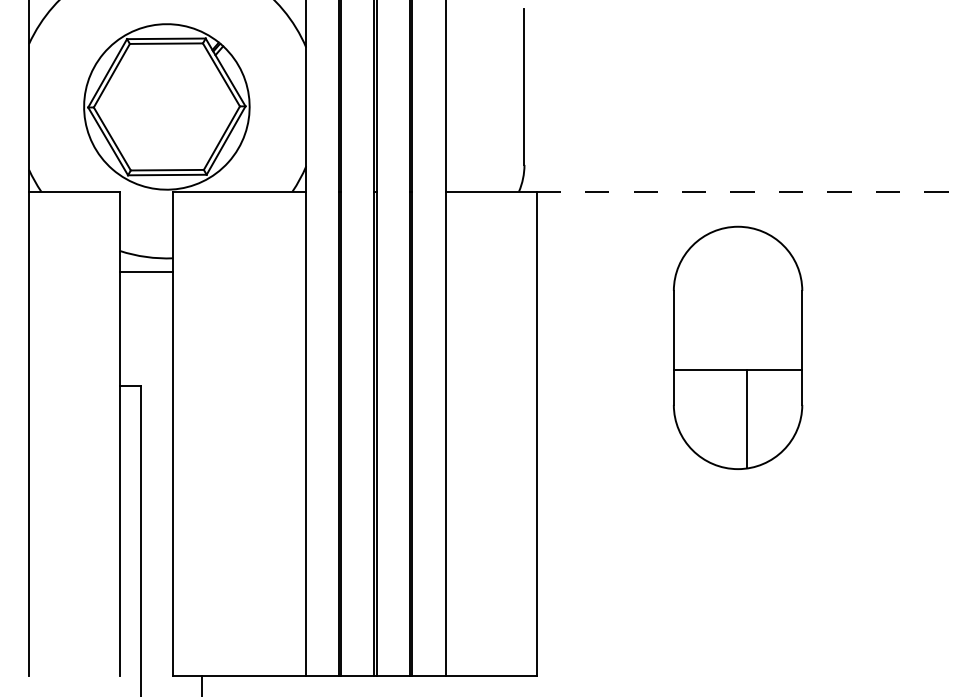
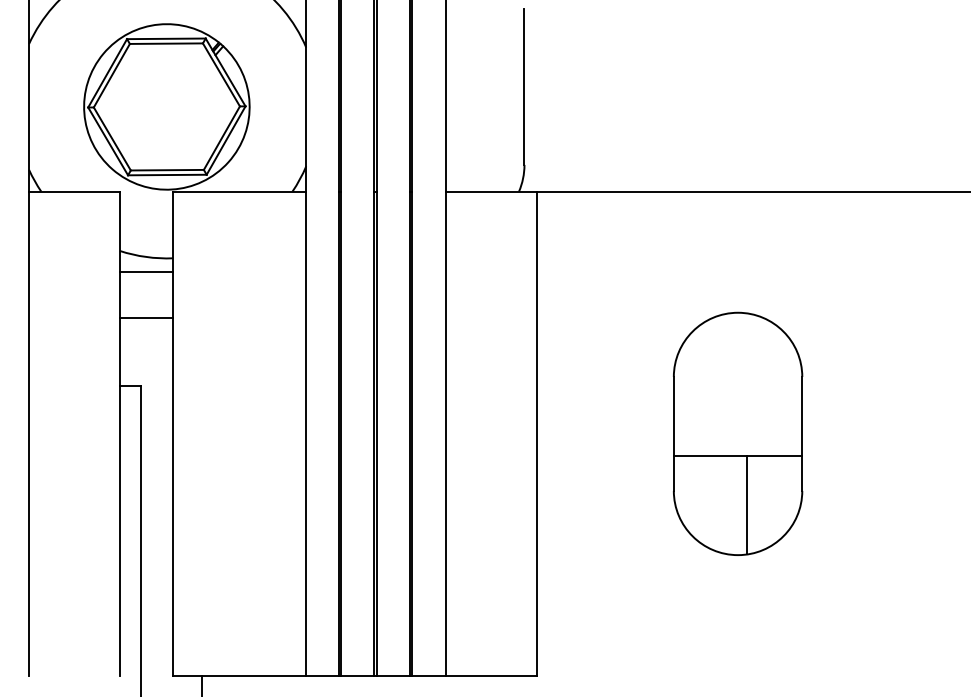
line: dashed -> solid (754, 191)
line: none -> present (146, 317)
part position: (738, 347) -> (738, 433) (738, 433)
